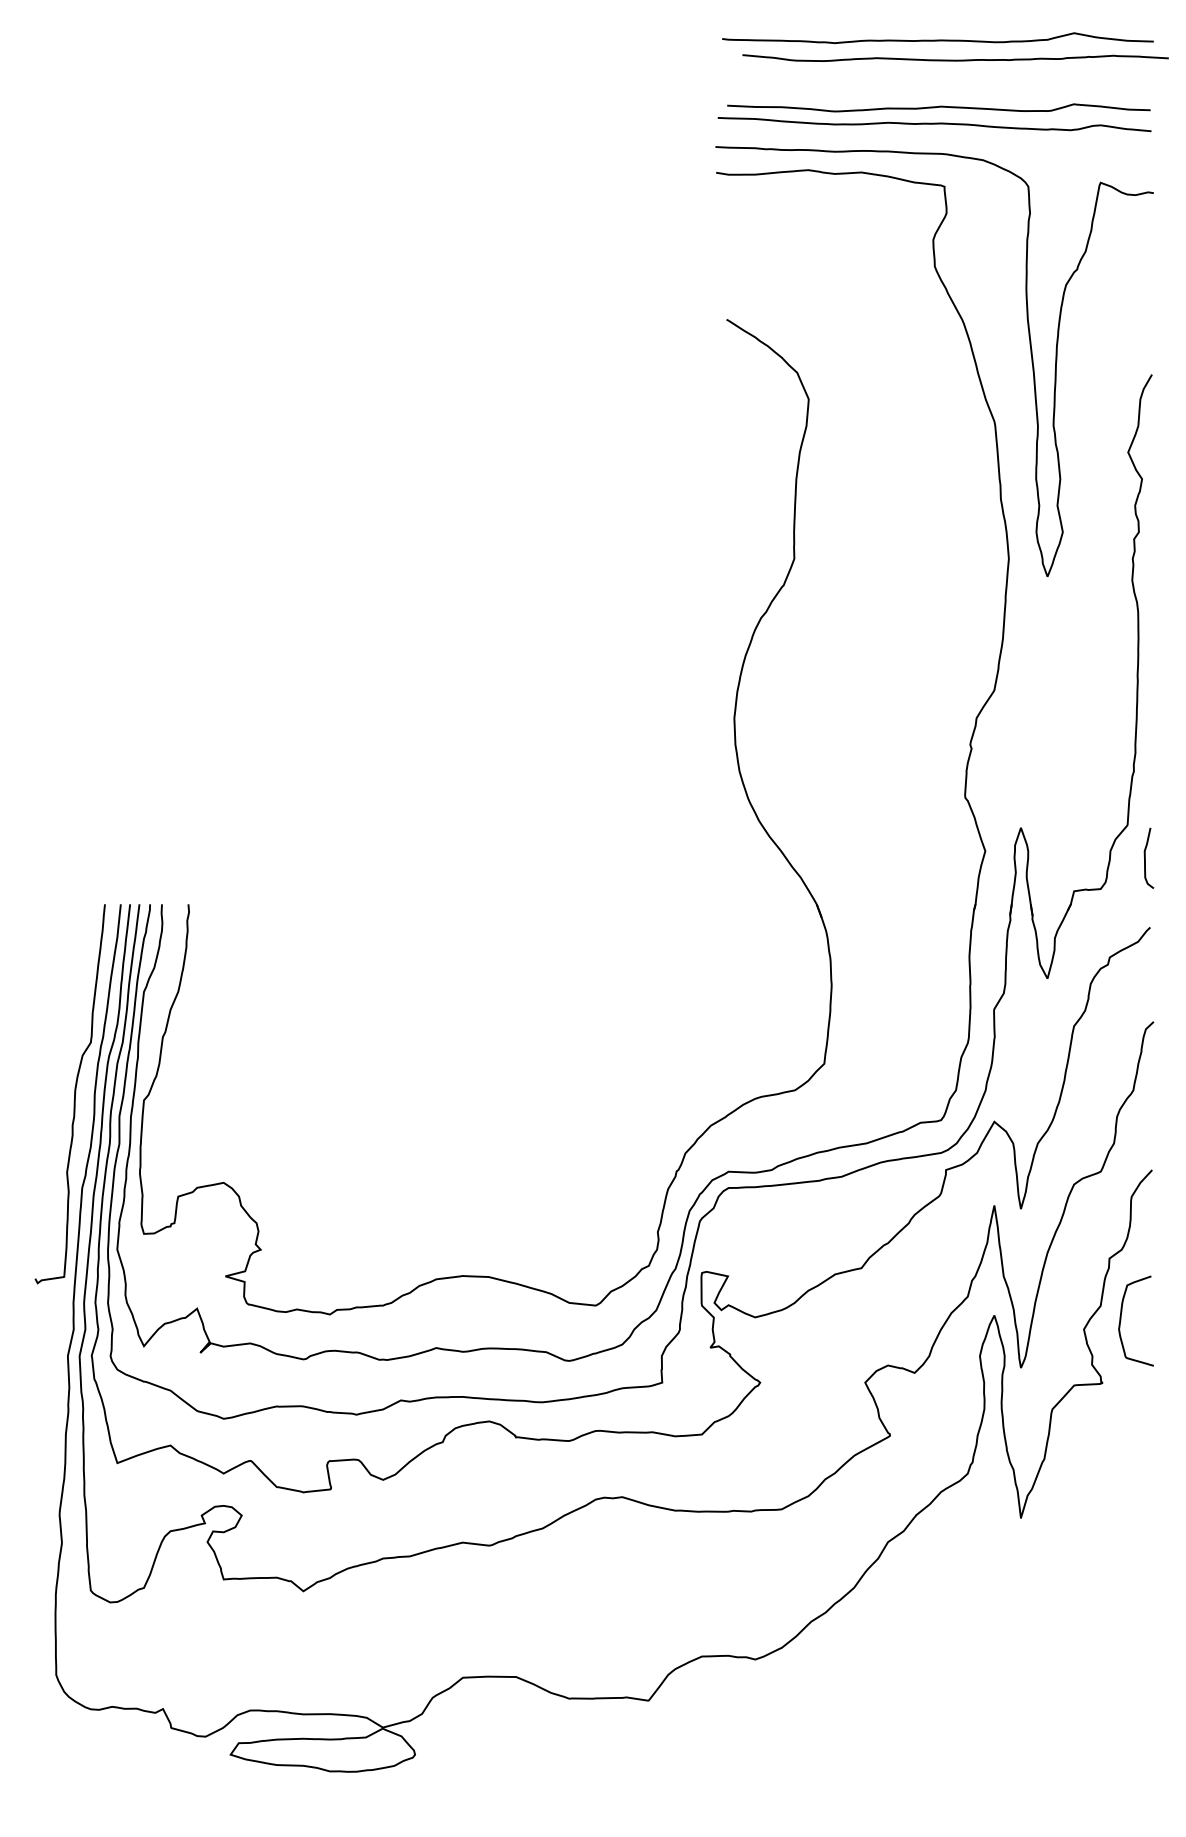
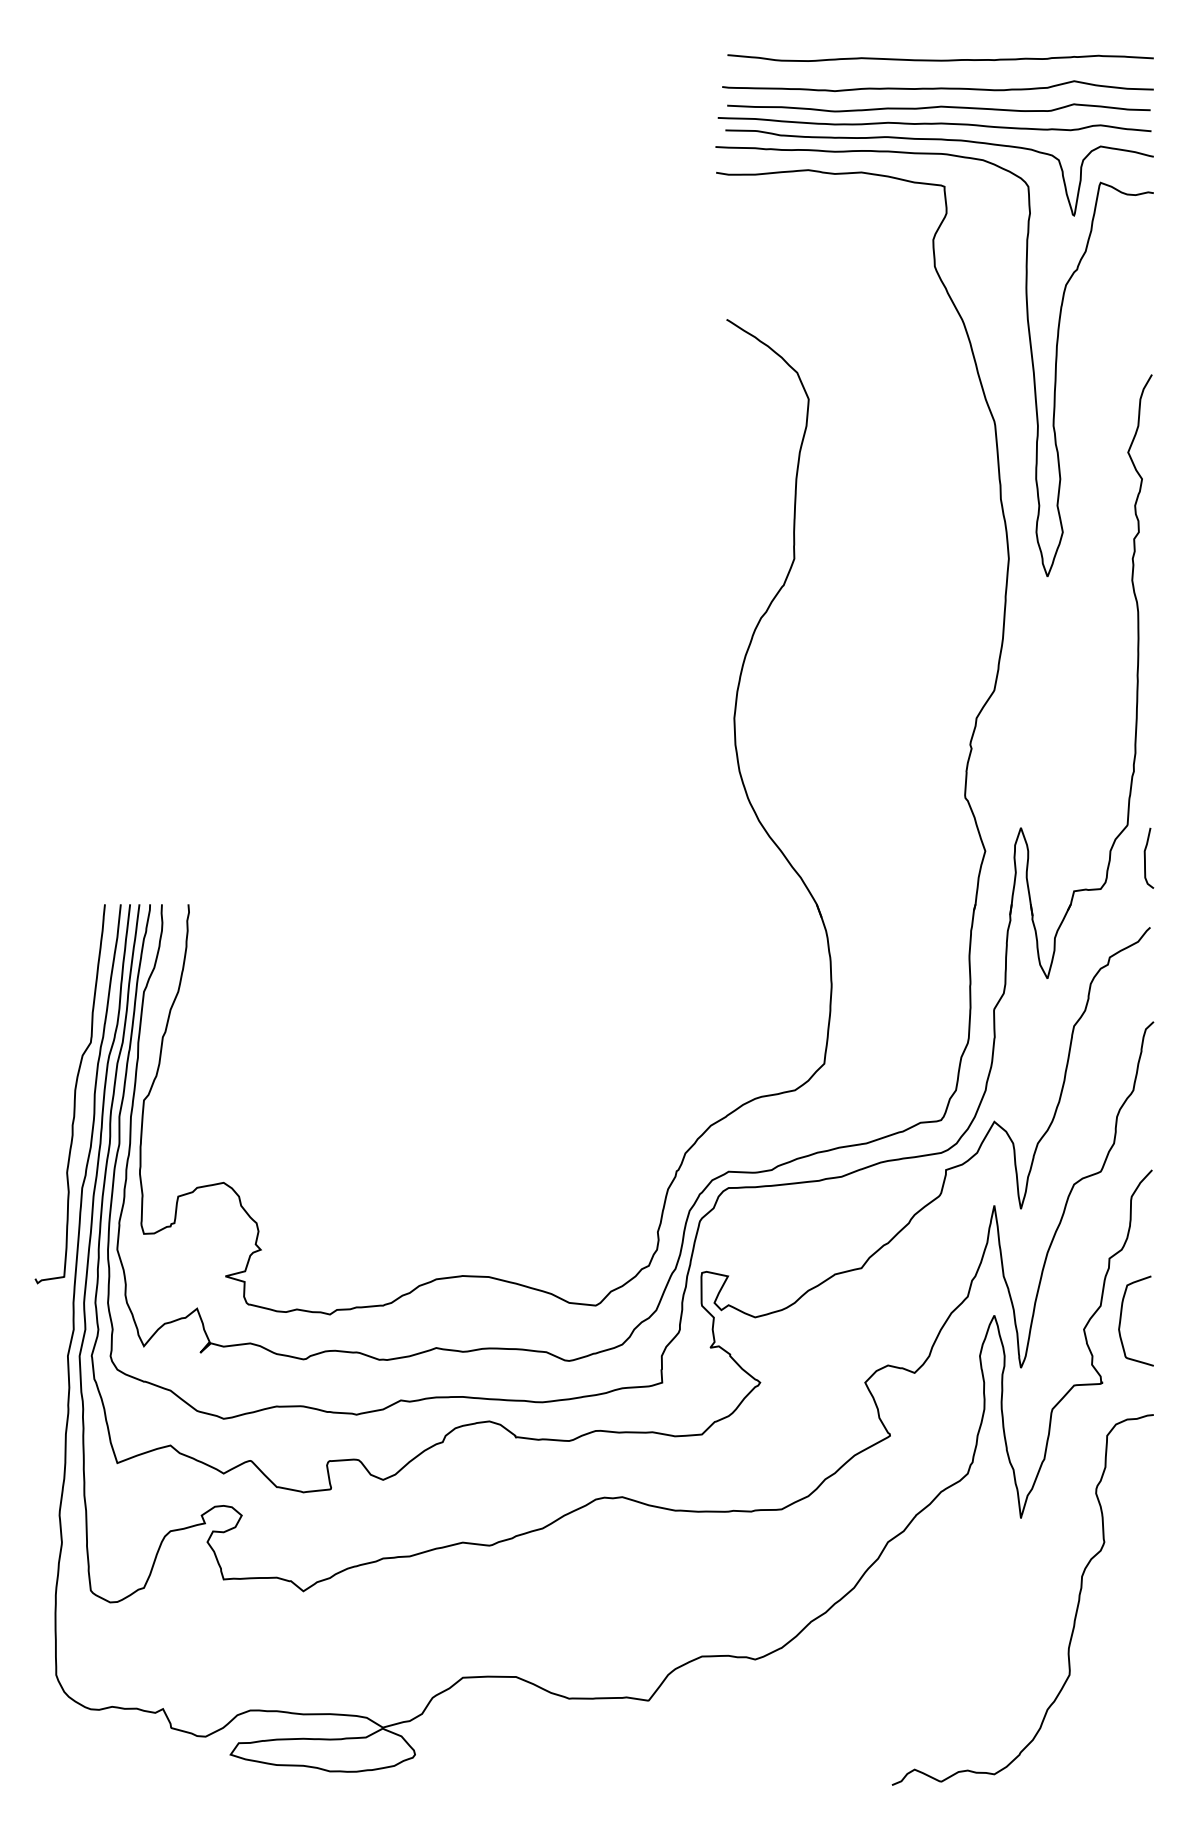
curve position: (937, 39) -> (937, 87) (937, 87)
curve position: (955, 59) -> (940, 59) (940, 59)
curve: none -> present (939, 140)
curve: none -> present (1075, 1611)
